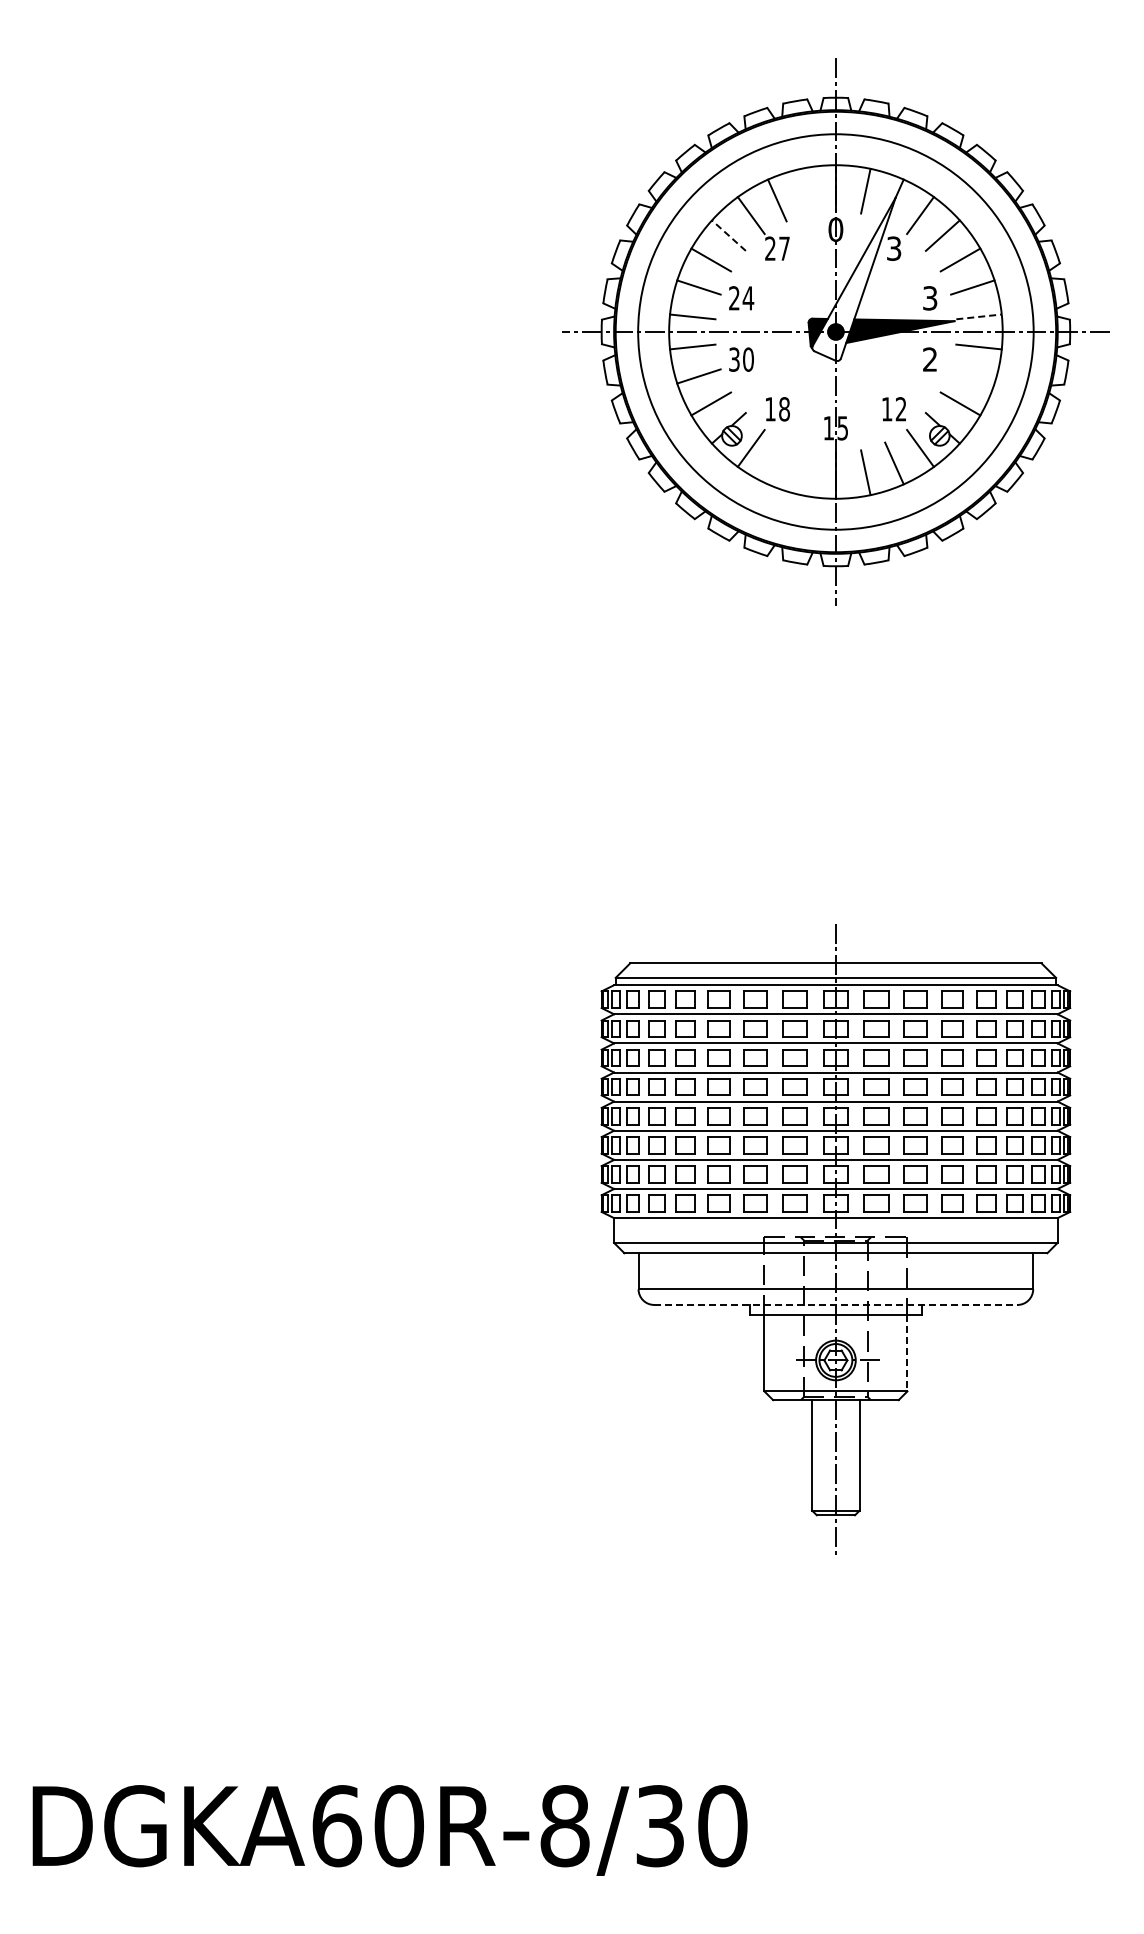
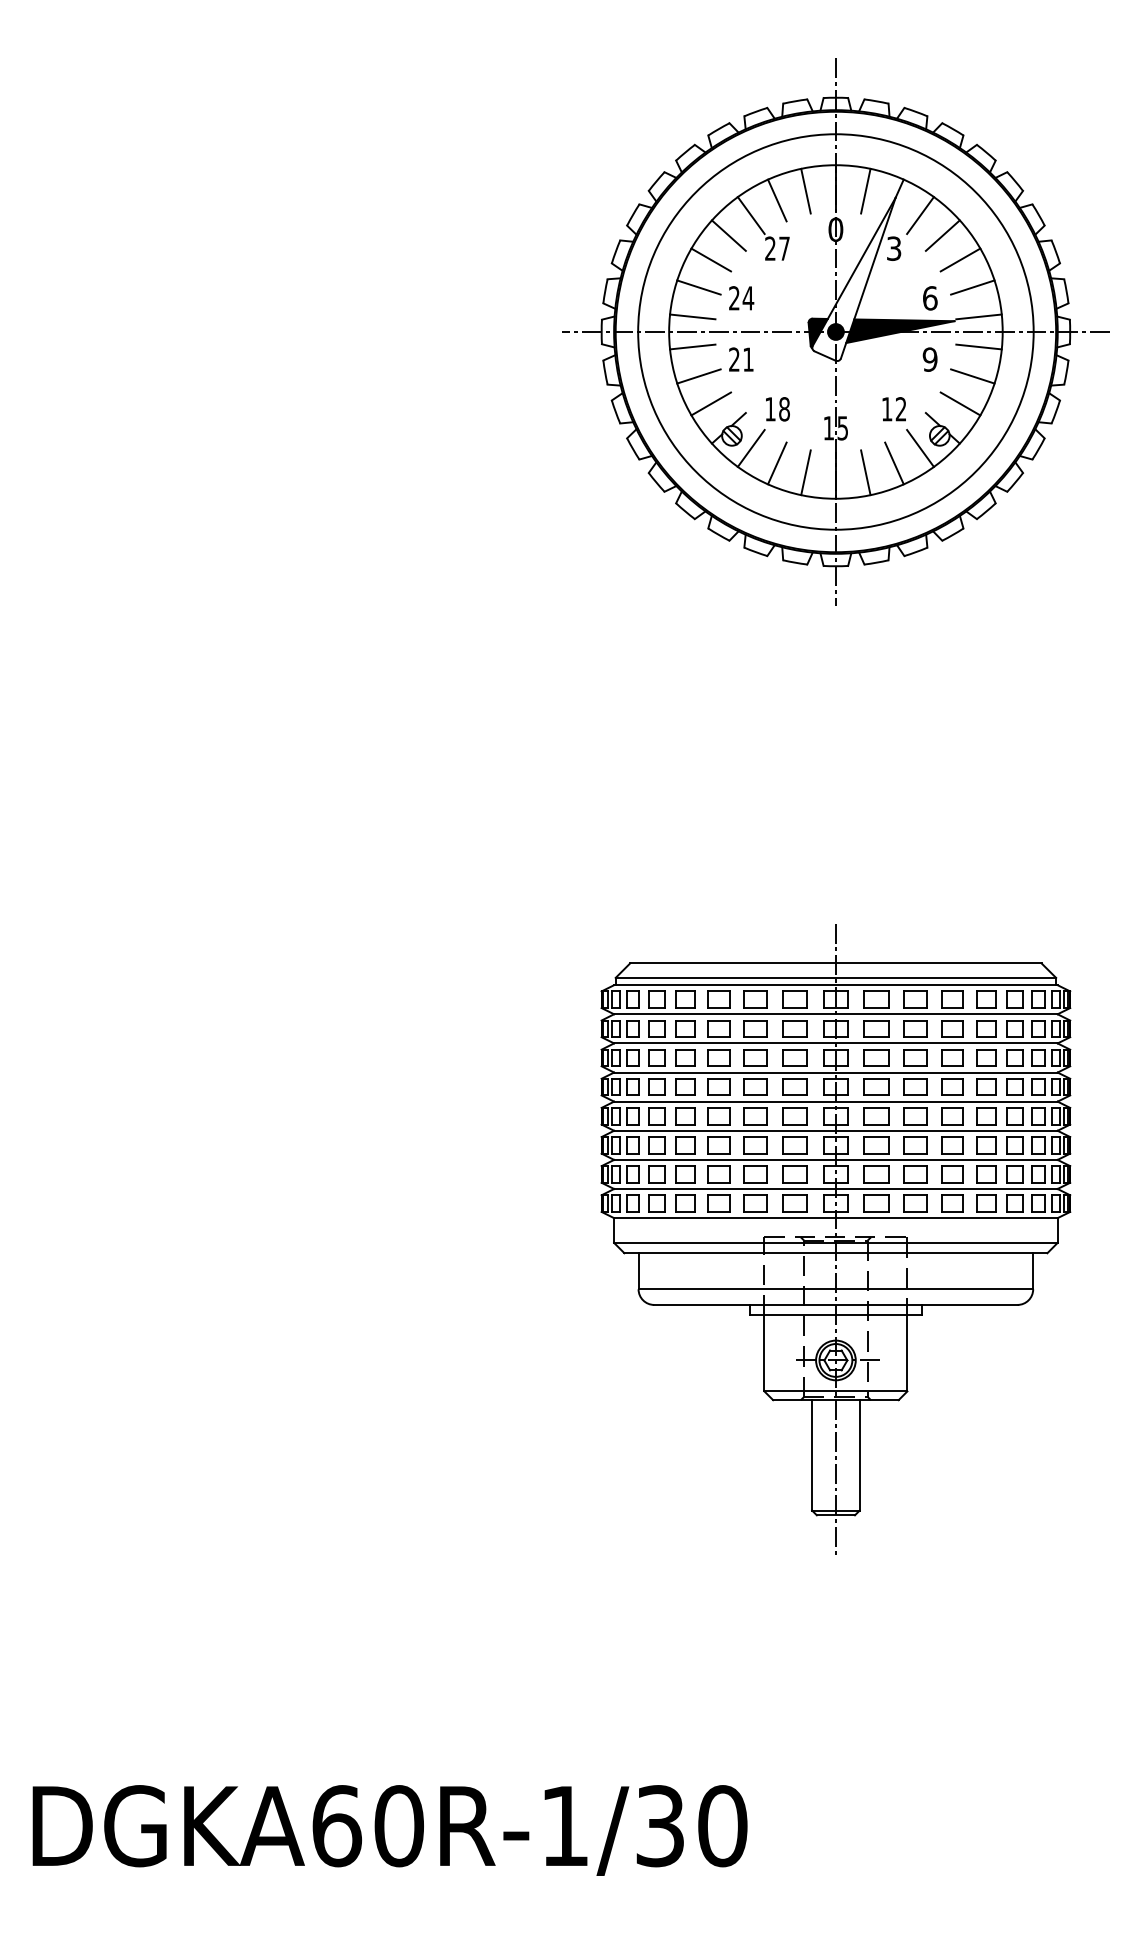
line: none -> present (805, 190)
line: dashed -> solid (728, 235)
text: 3 -> 6 (930, 298)
line: dashed -> solid (979, 316)
text: 30 -> 21 (741, 359)
text: 2 -> 9 (929, 359)
line: none -> present (972, 376)
line: none -> present (777, 463)
line: none -> present (805, 472)
line: dashed -> solid (835, 1304)
line: dashed -> solid (907, 1353)
text: DGKA60R-8/30 -> DGKA60R-1/30 (564, 1826)
